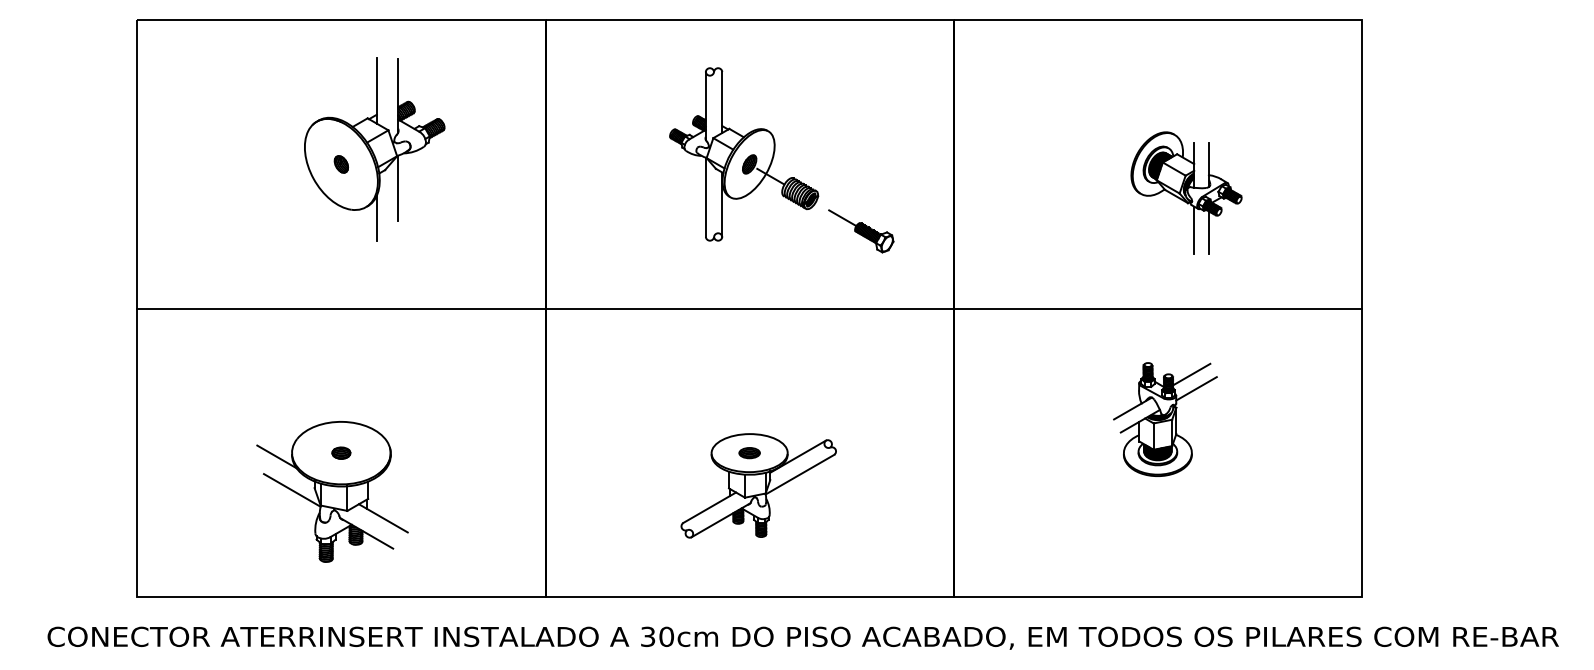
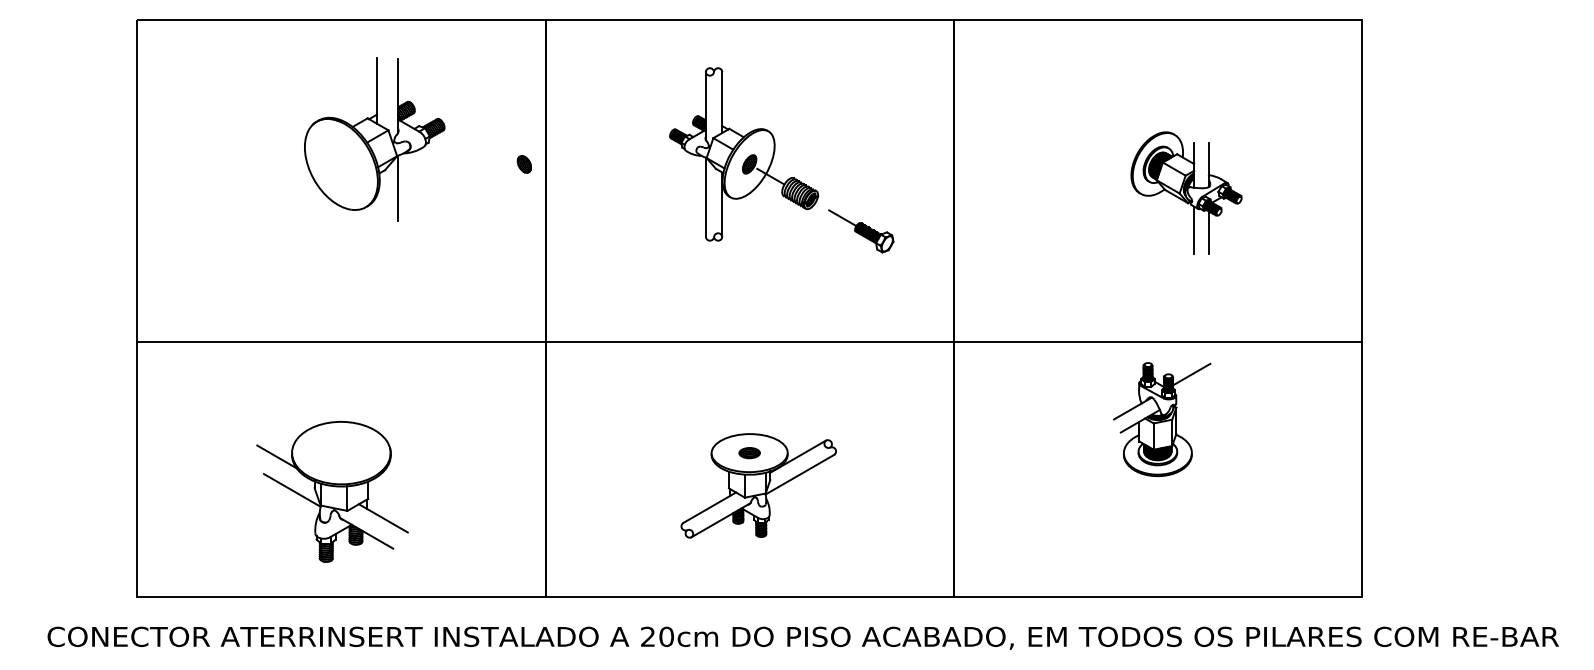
part position: (340, 164) -> (523, 164) (523, 164)
line: present -> none (376, 218)
line position: (749, 308) -> (749, 341) (749, 341)
line: present -> none (1196, 388)
part: present -> none (341, 452)
text: 30cm -> 20cm (648, 637)
